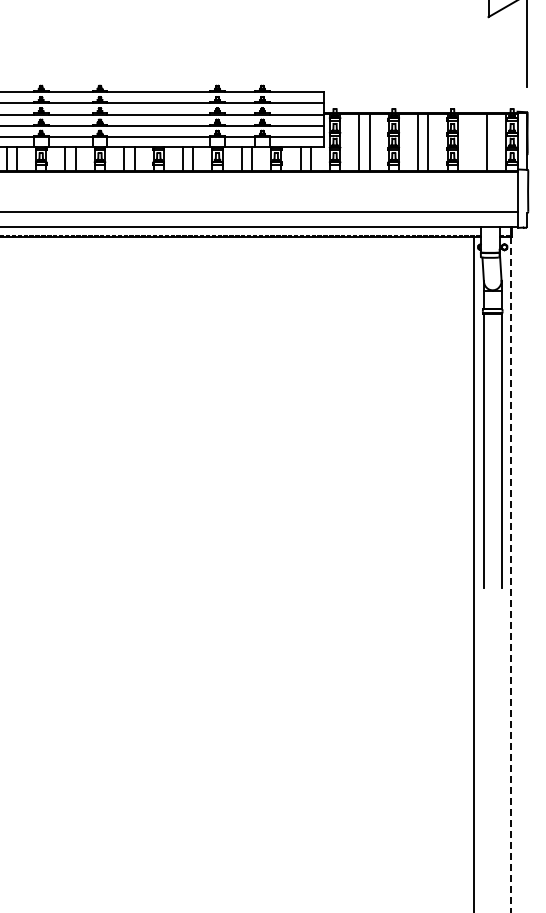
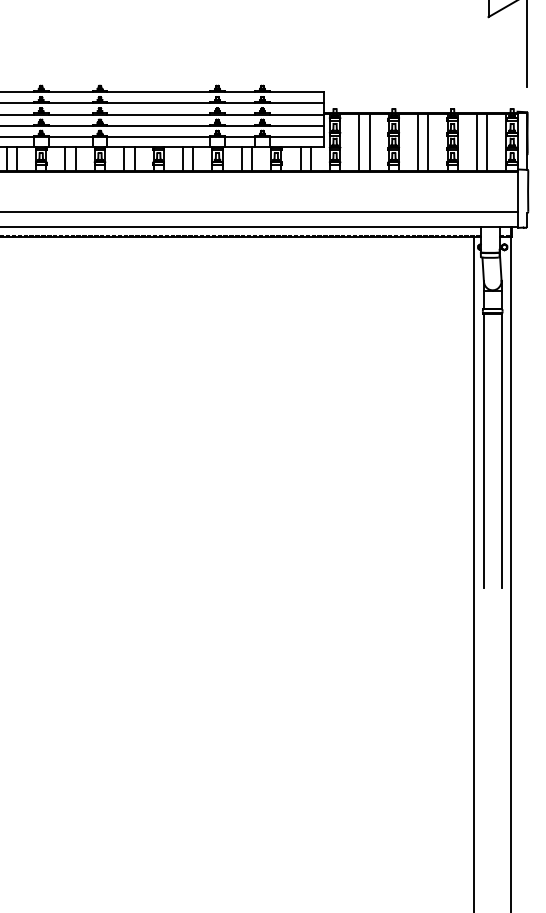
line: none -> present (476, 142)
line: dashed -> solid (511, 574)
